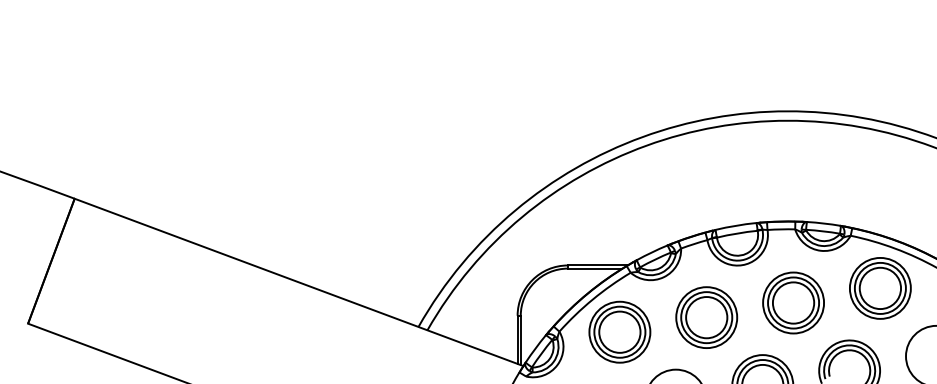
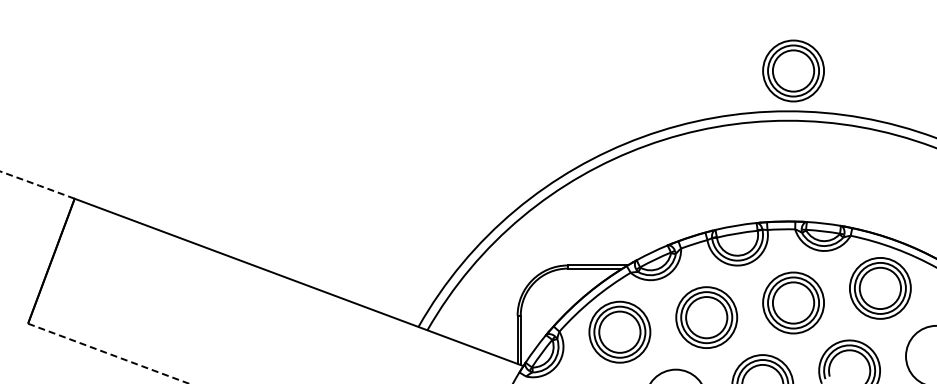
part: none -> present (793, 70)
arc: solid -> dashed (37, 185)
line: solid -> dashed (108, 353)
